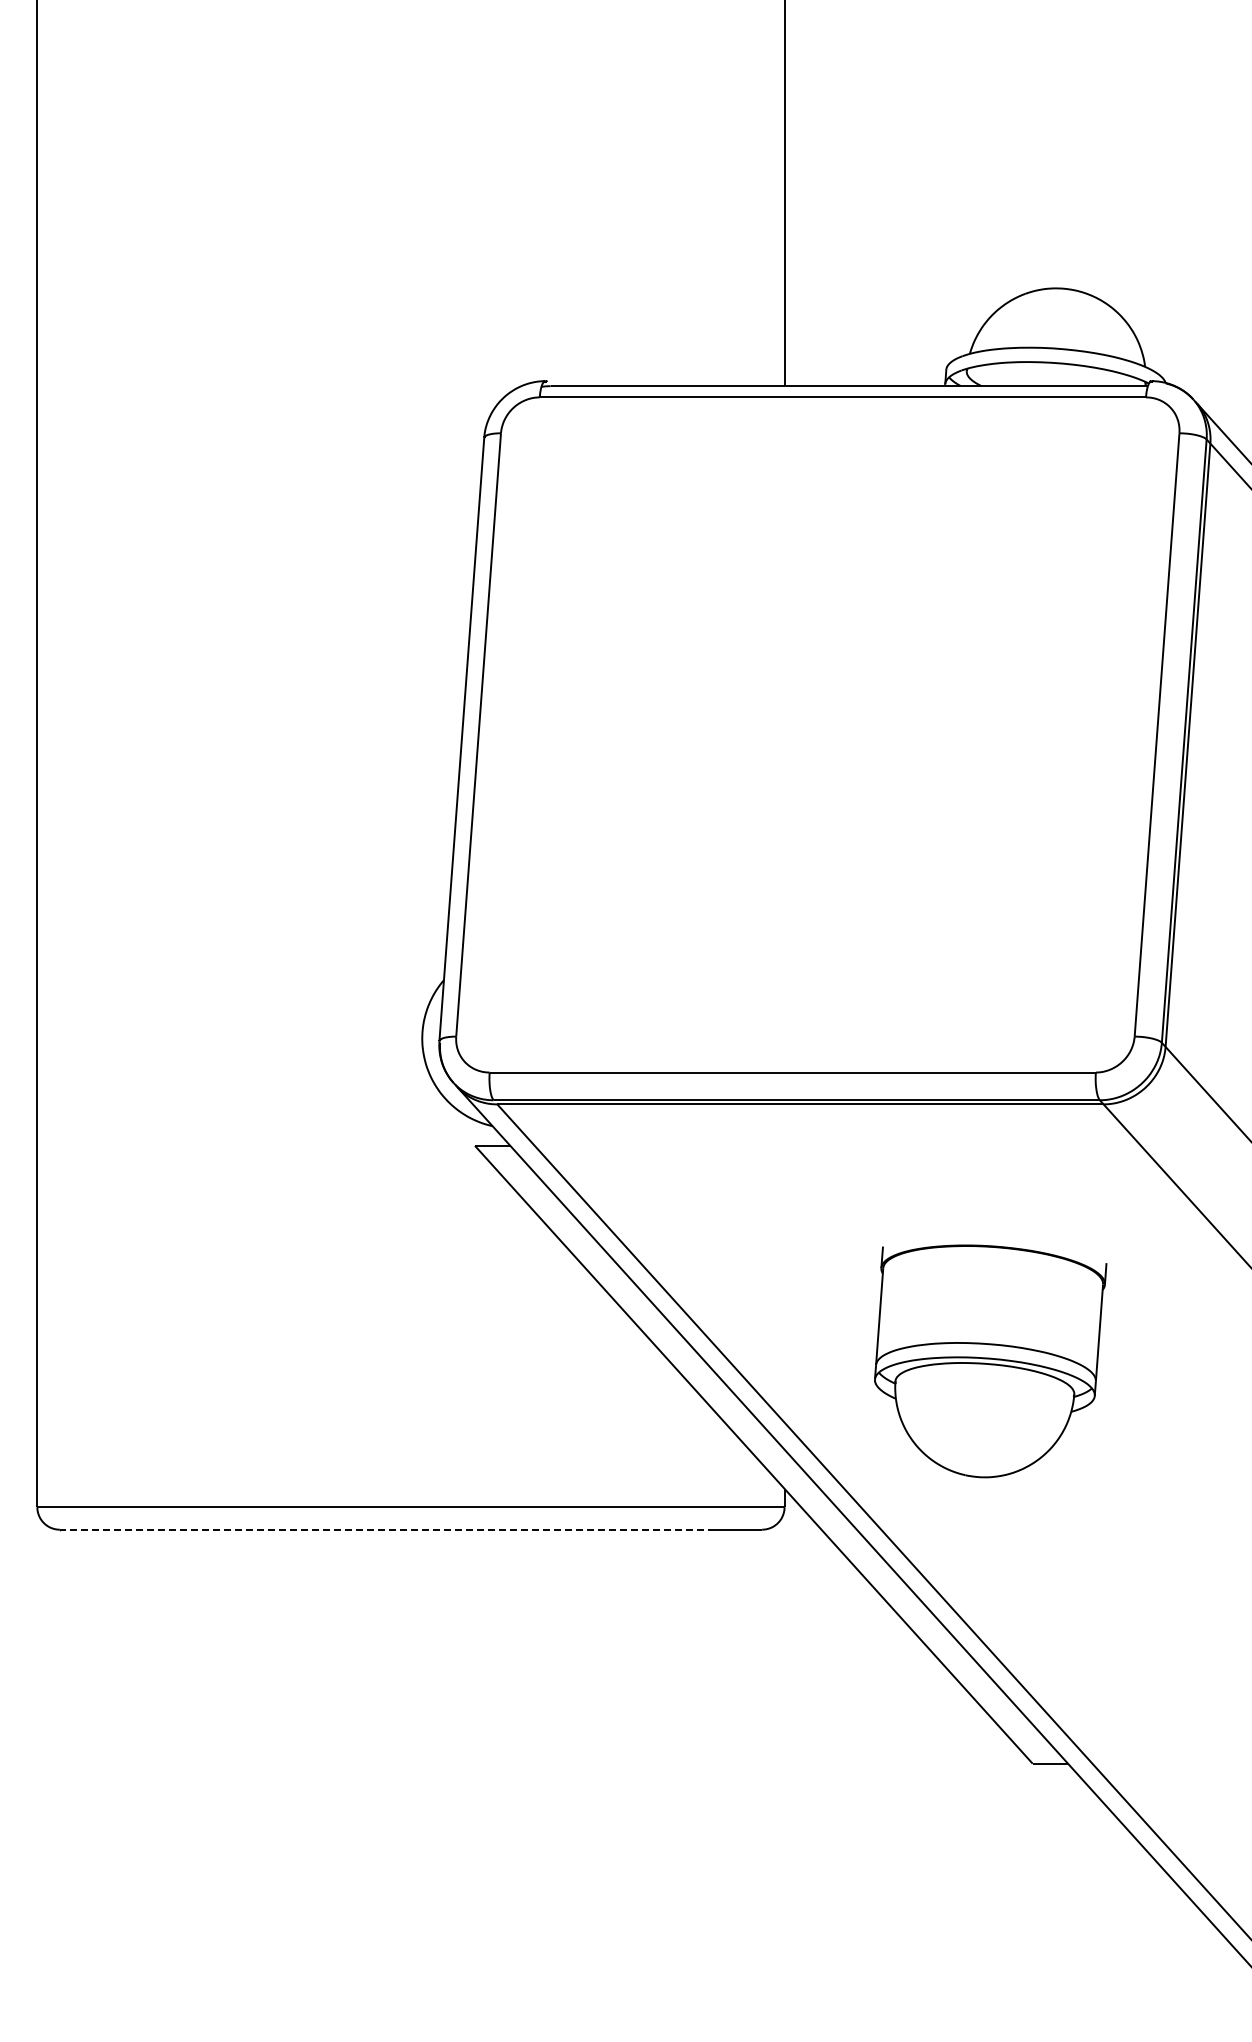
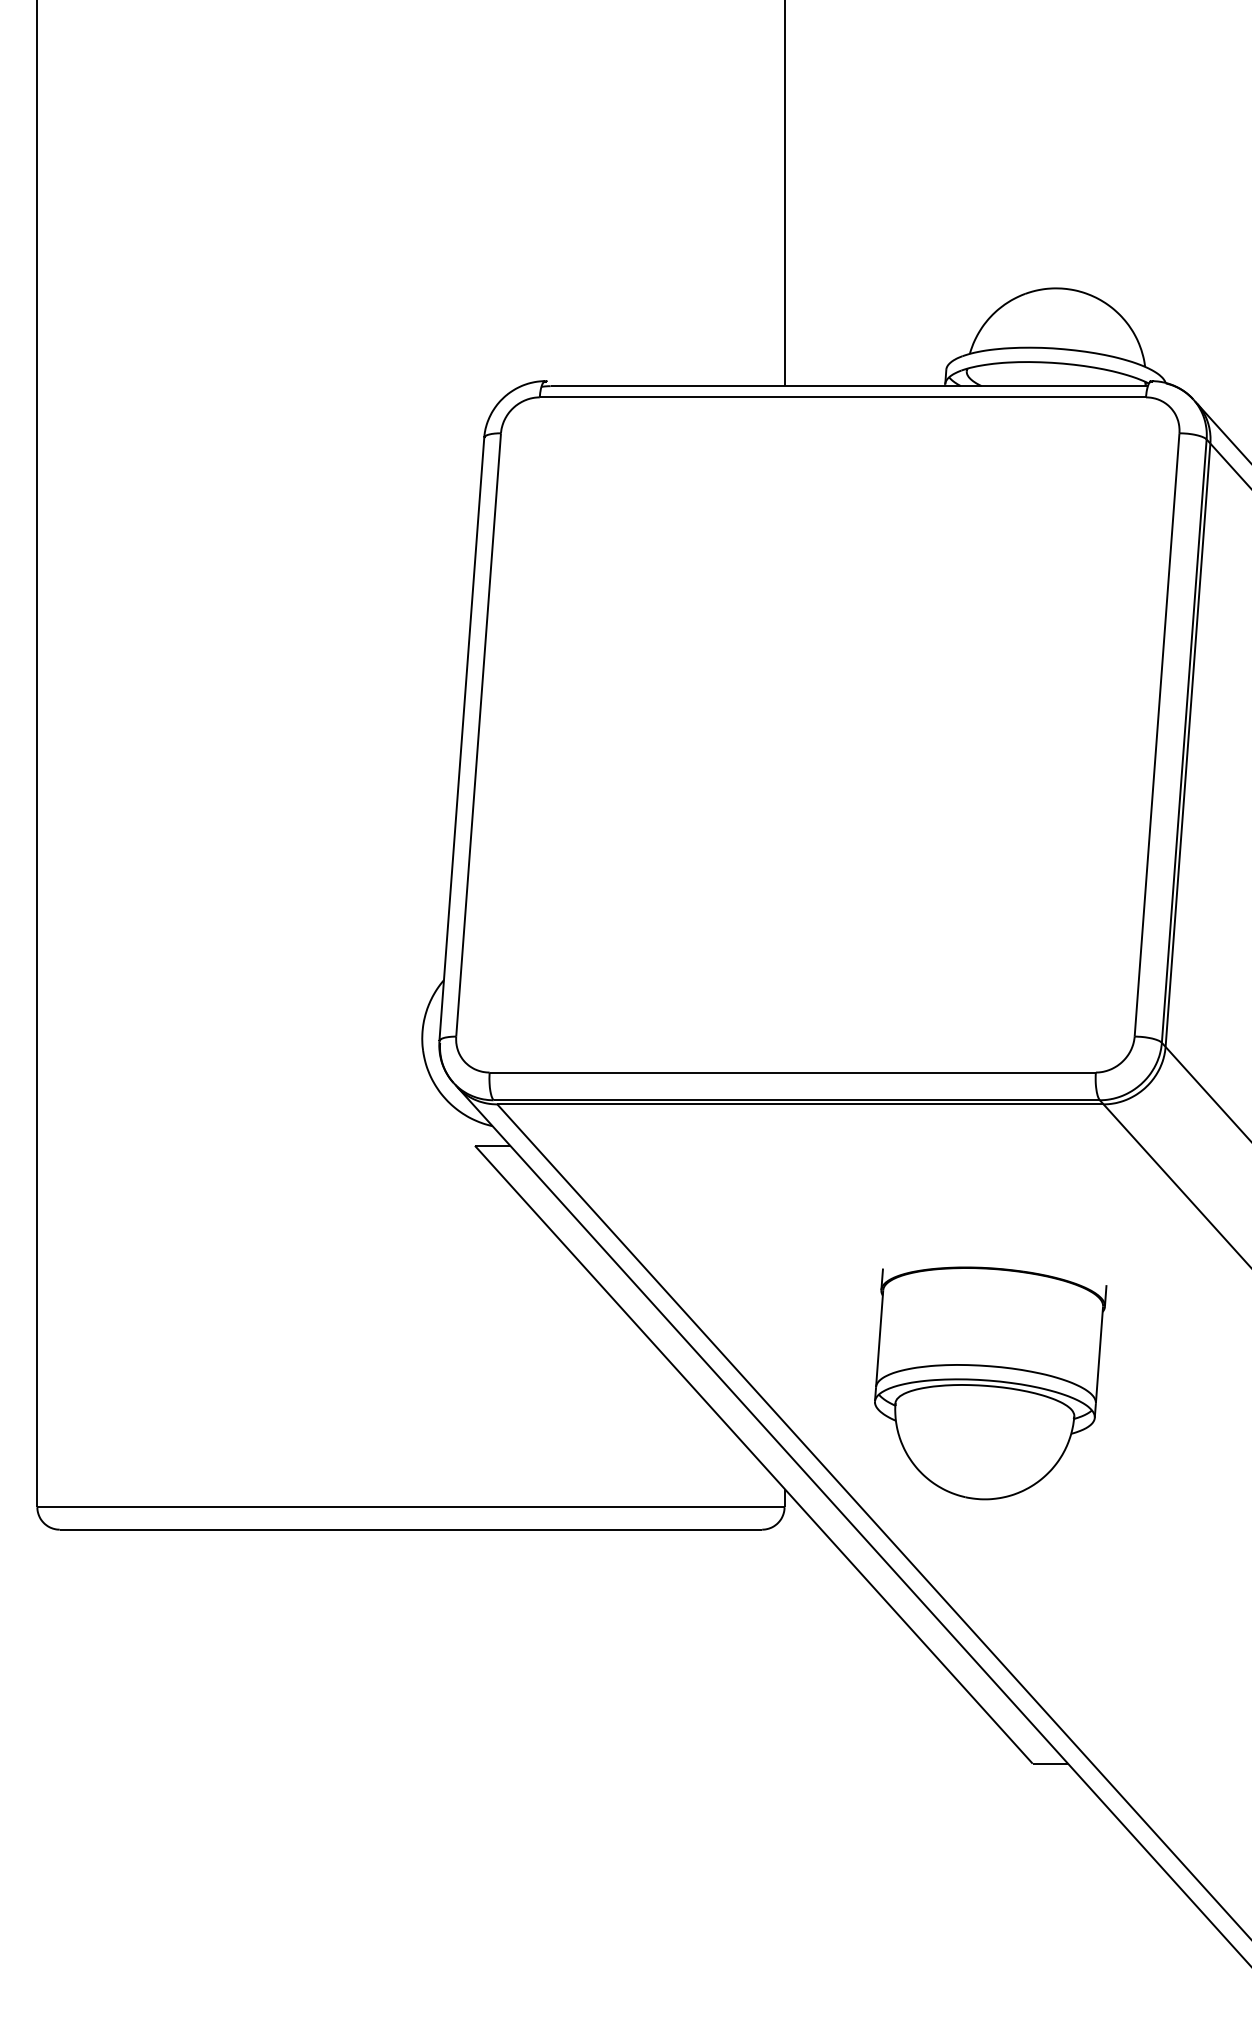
part position: (990, 1361) -> (990, 1383) (990, 1383)
line: dashed -> solid (386, 1529)
